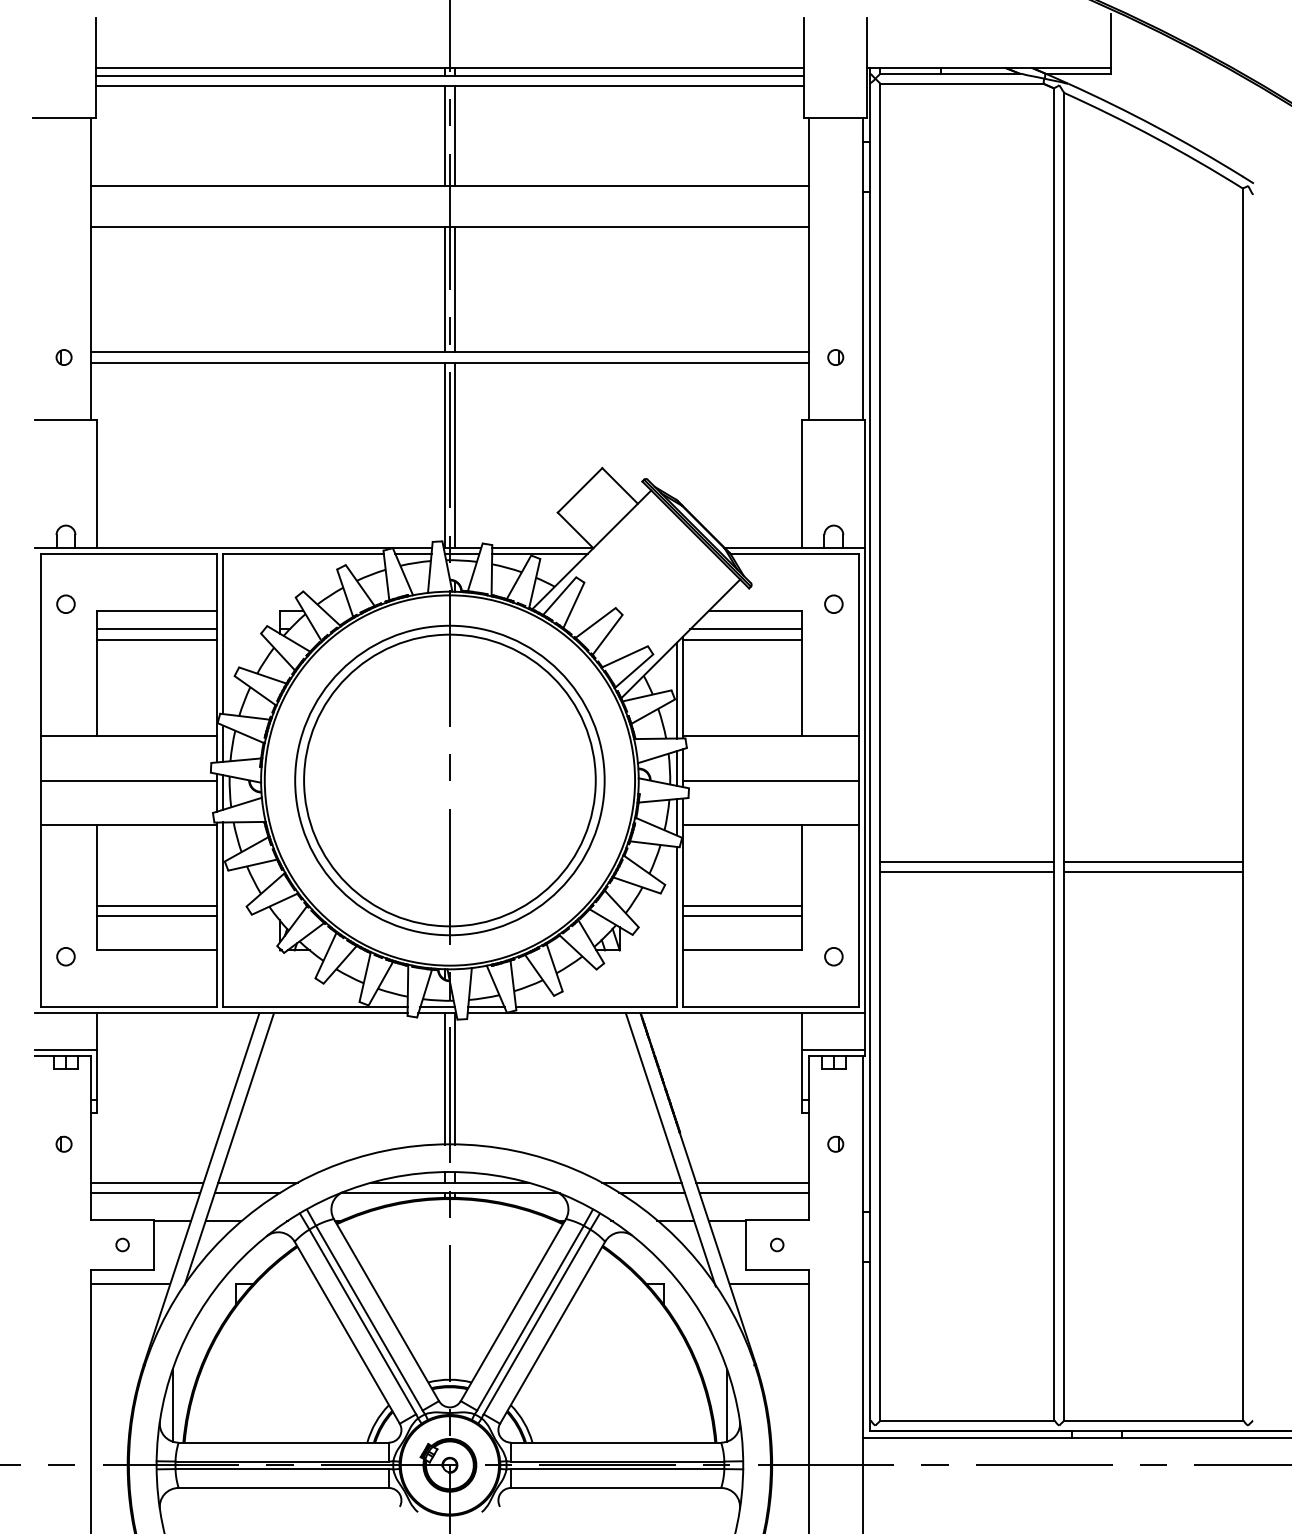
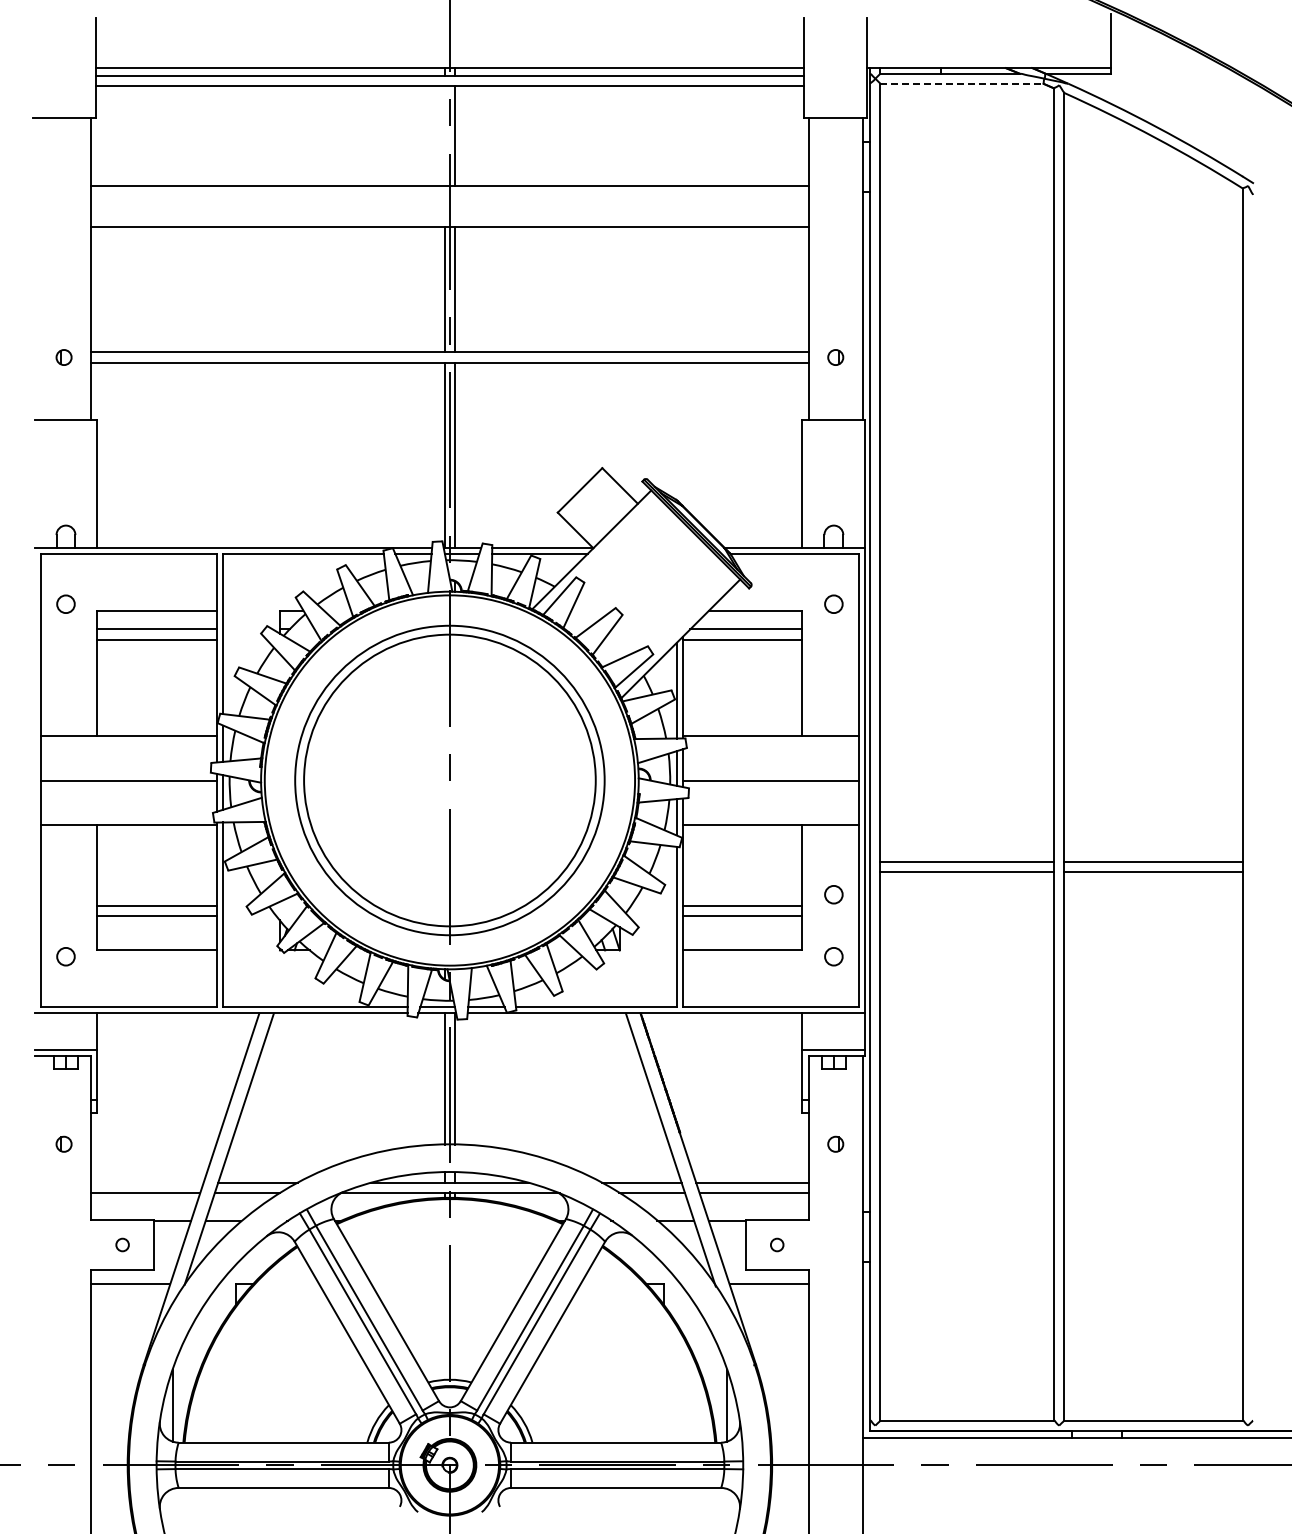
line: solid -> dashed (961, 83)
line: present -> none (444, 135)
circle: none -> present (833, 894)
line: present -> none (147, 1183)
